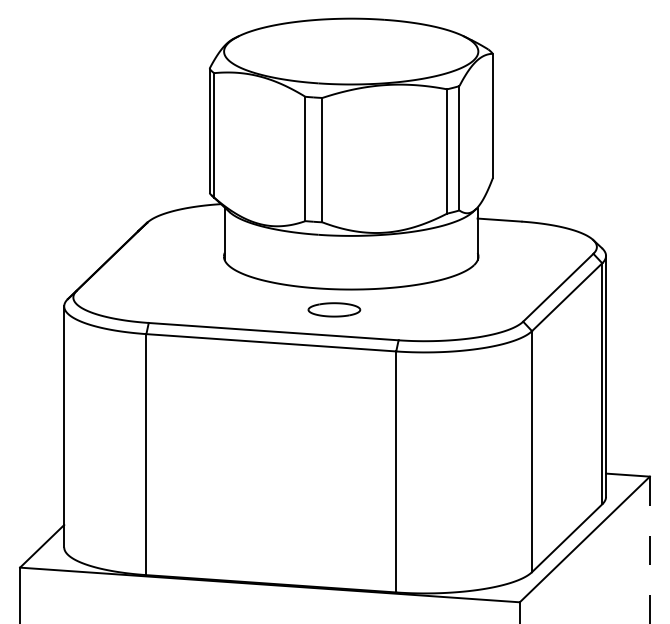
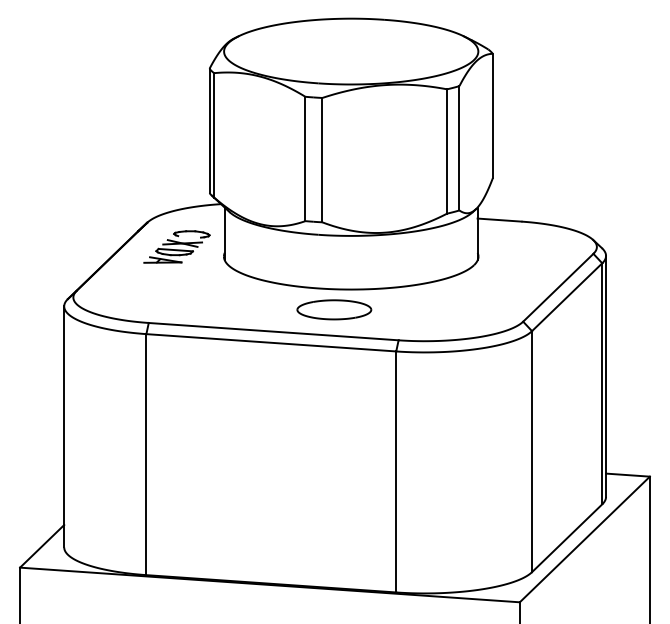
part: none -> present (176, 246)
part size: 55x16 px -> 77x22 px (334, 309)
line: dashed -> solid (649, 550)
